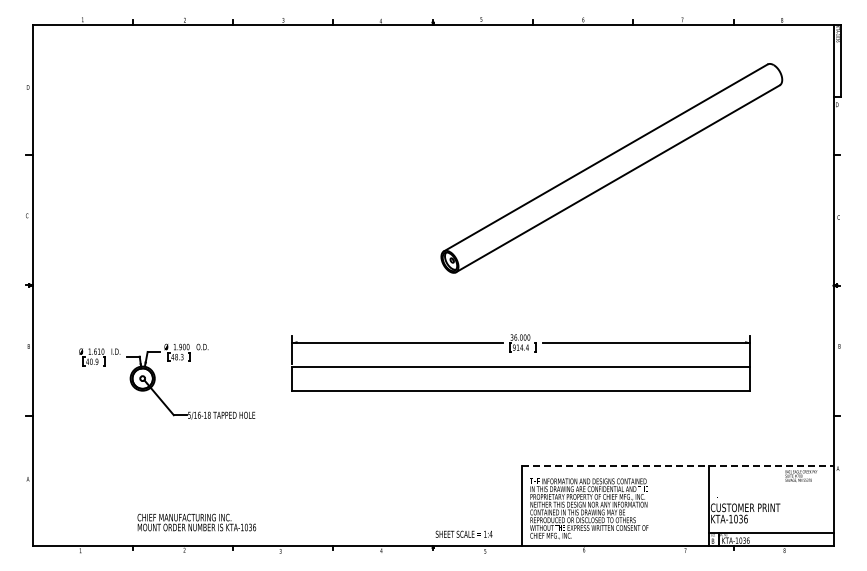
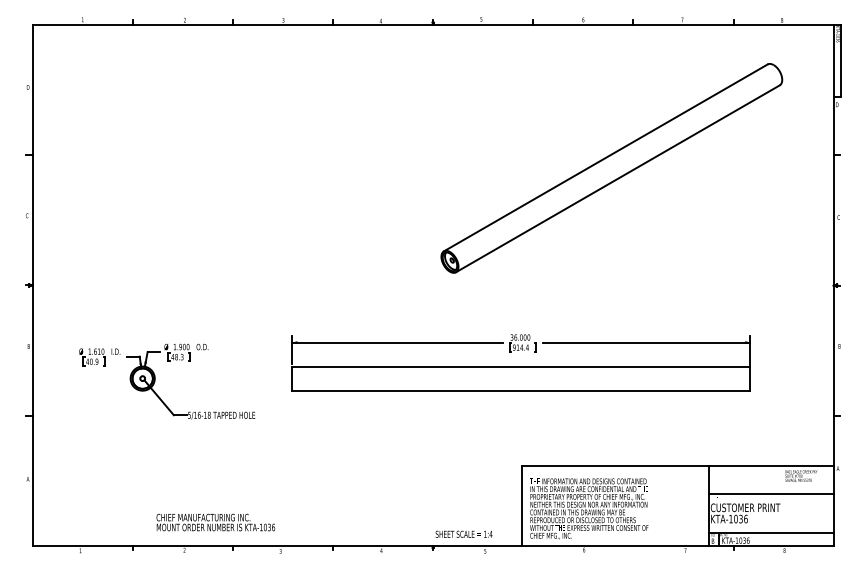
line: dashed -> solid (678, 466)
line: none -> present (770, 494)
text position: (196, 522) -> (215, 522) (215, 522)
